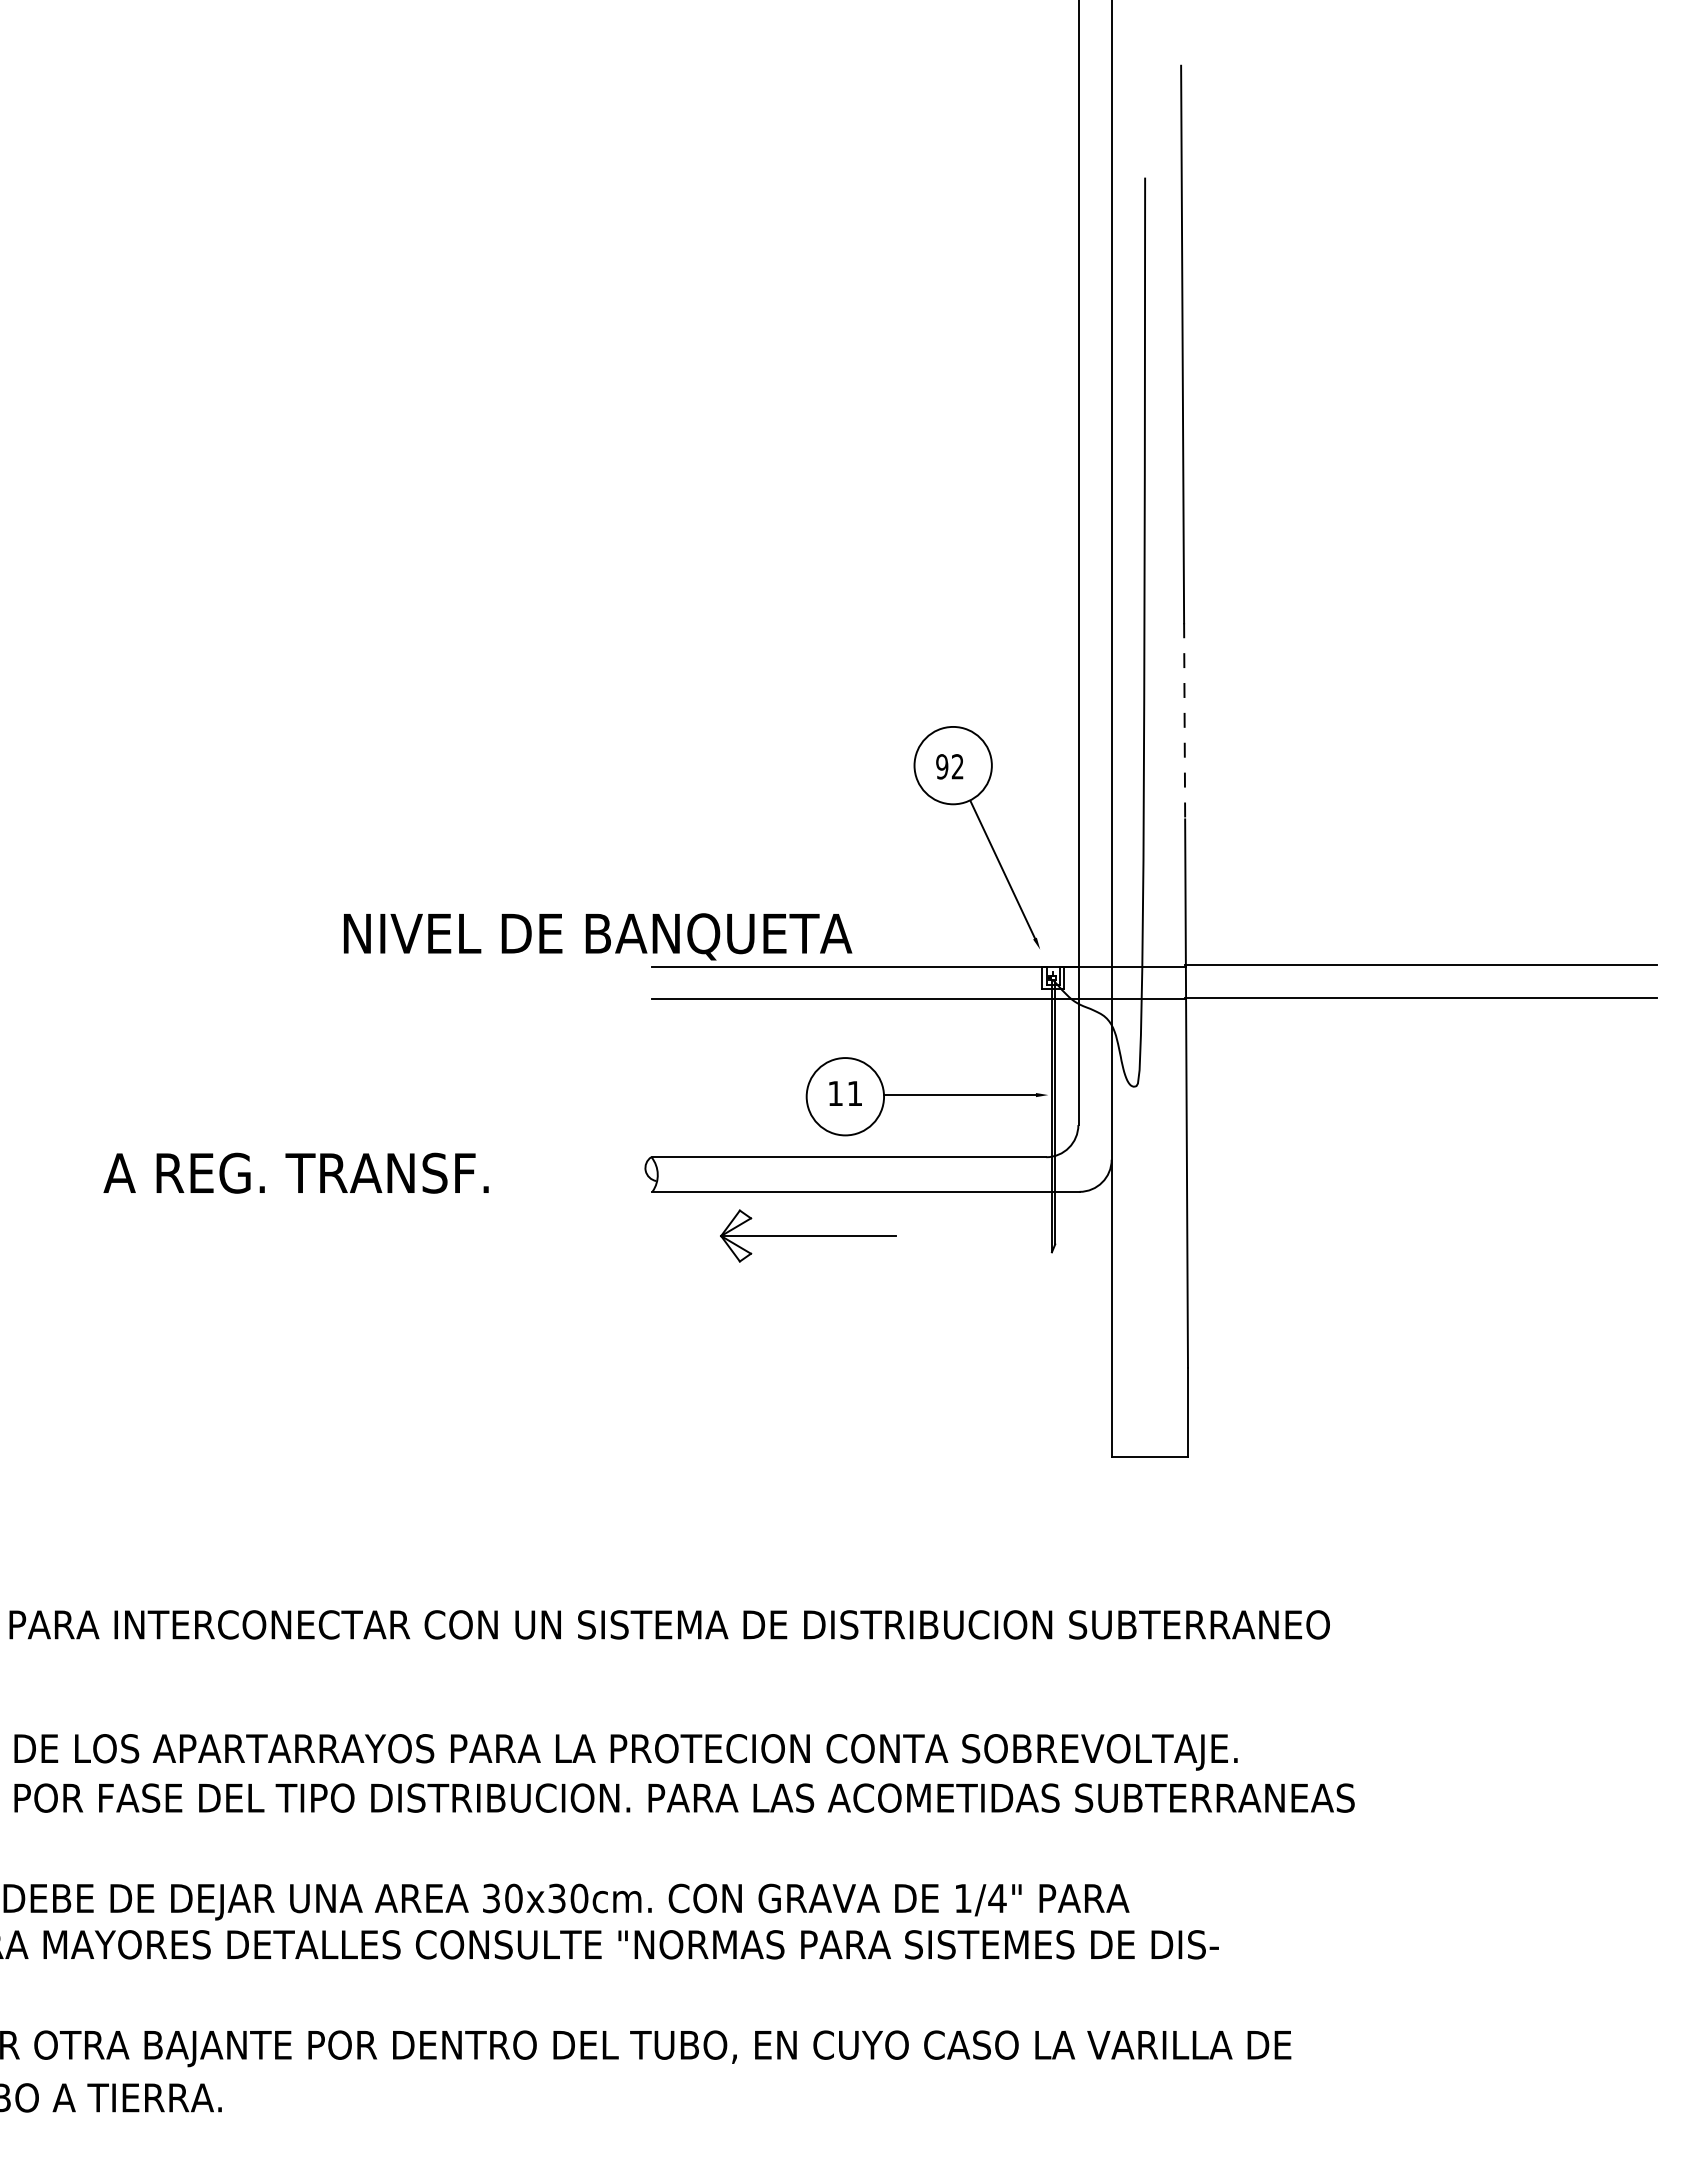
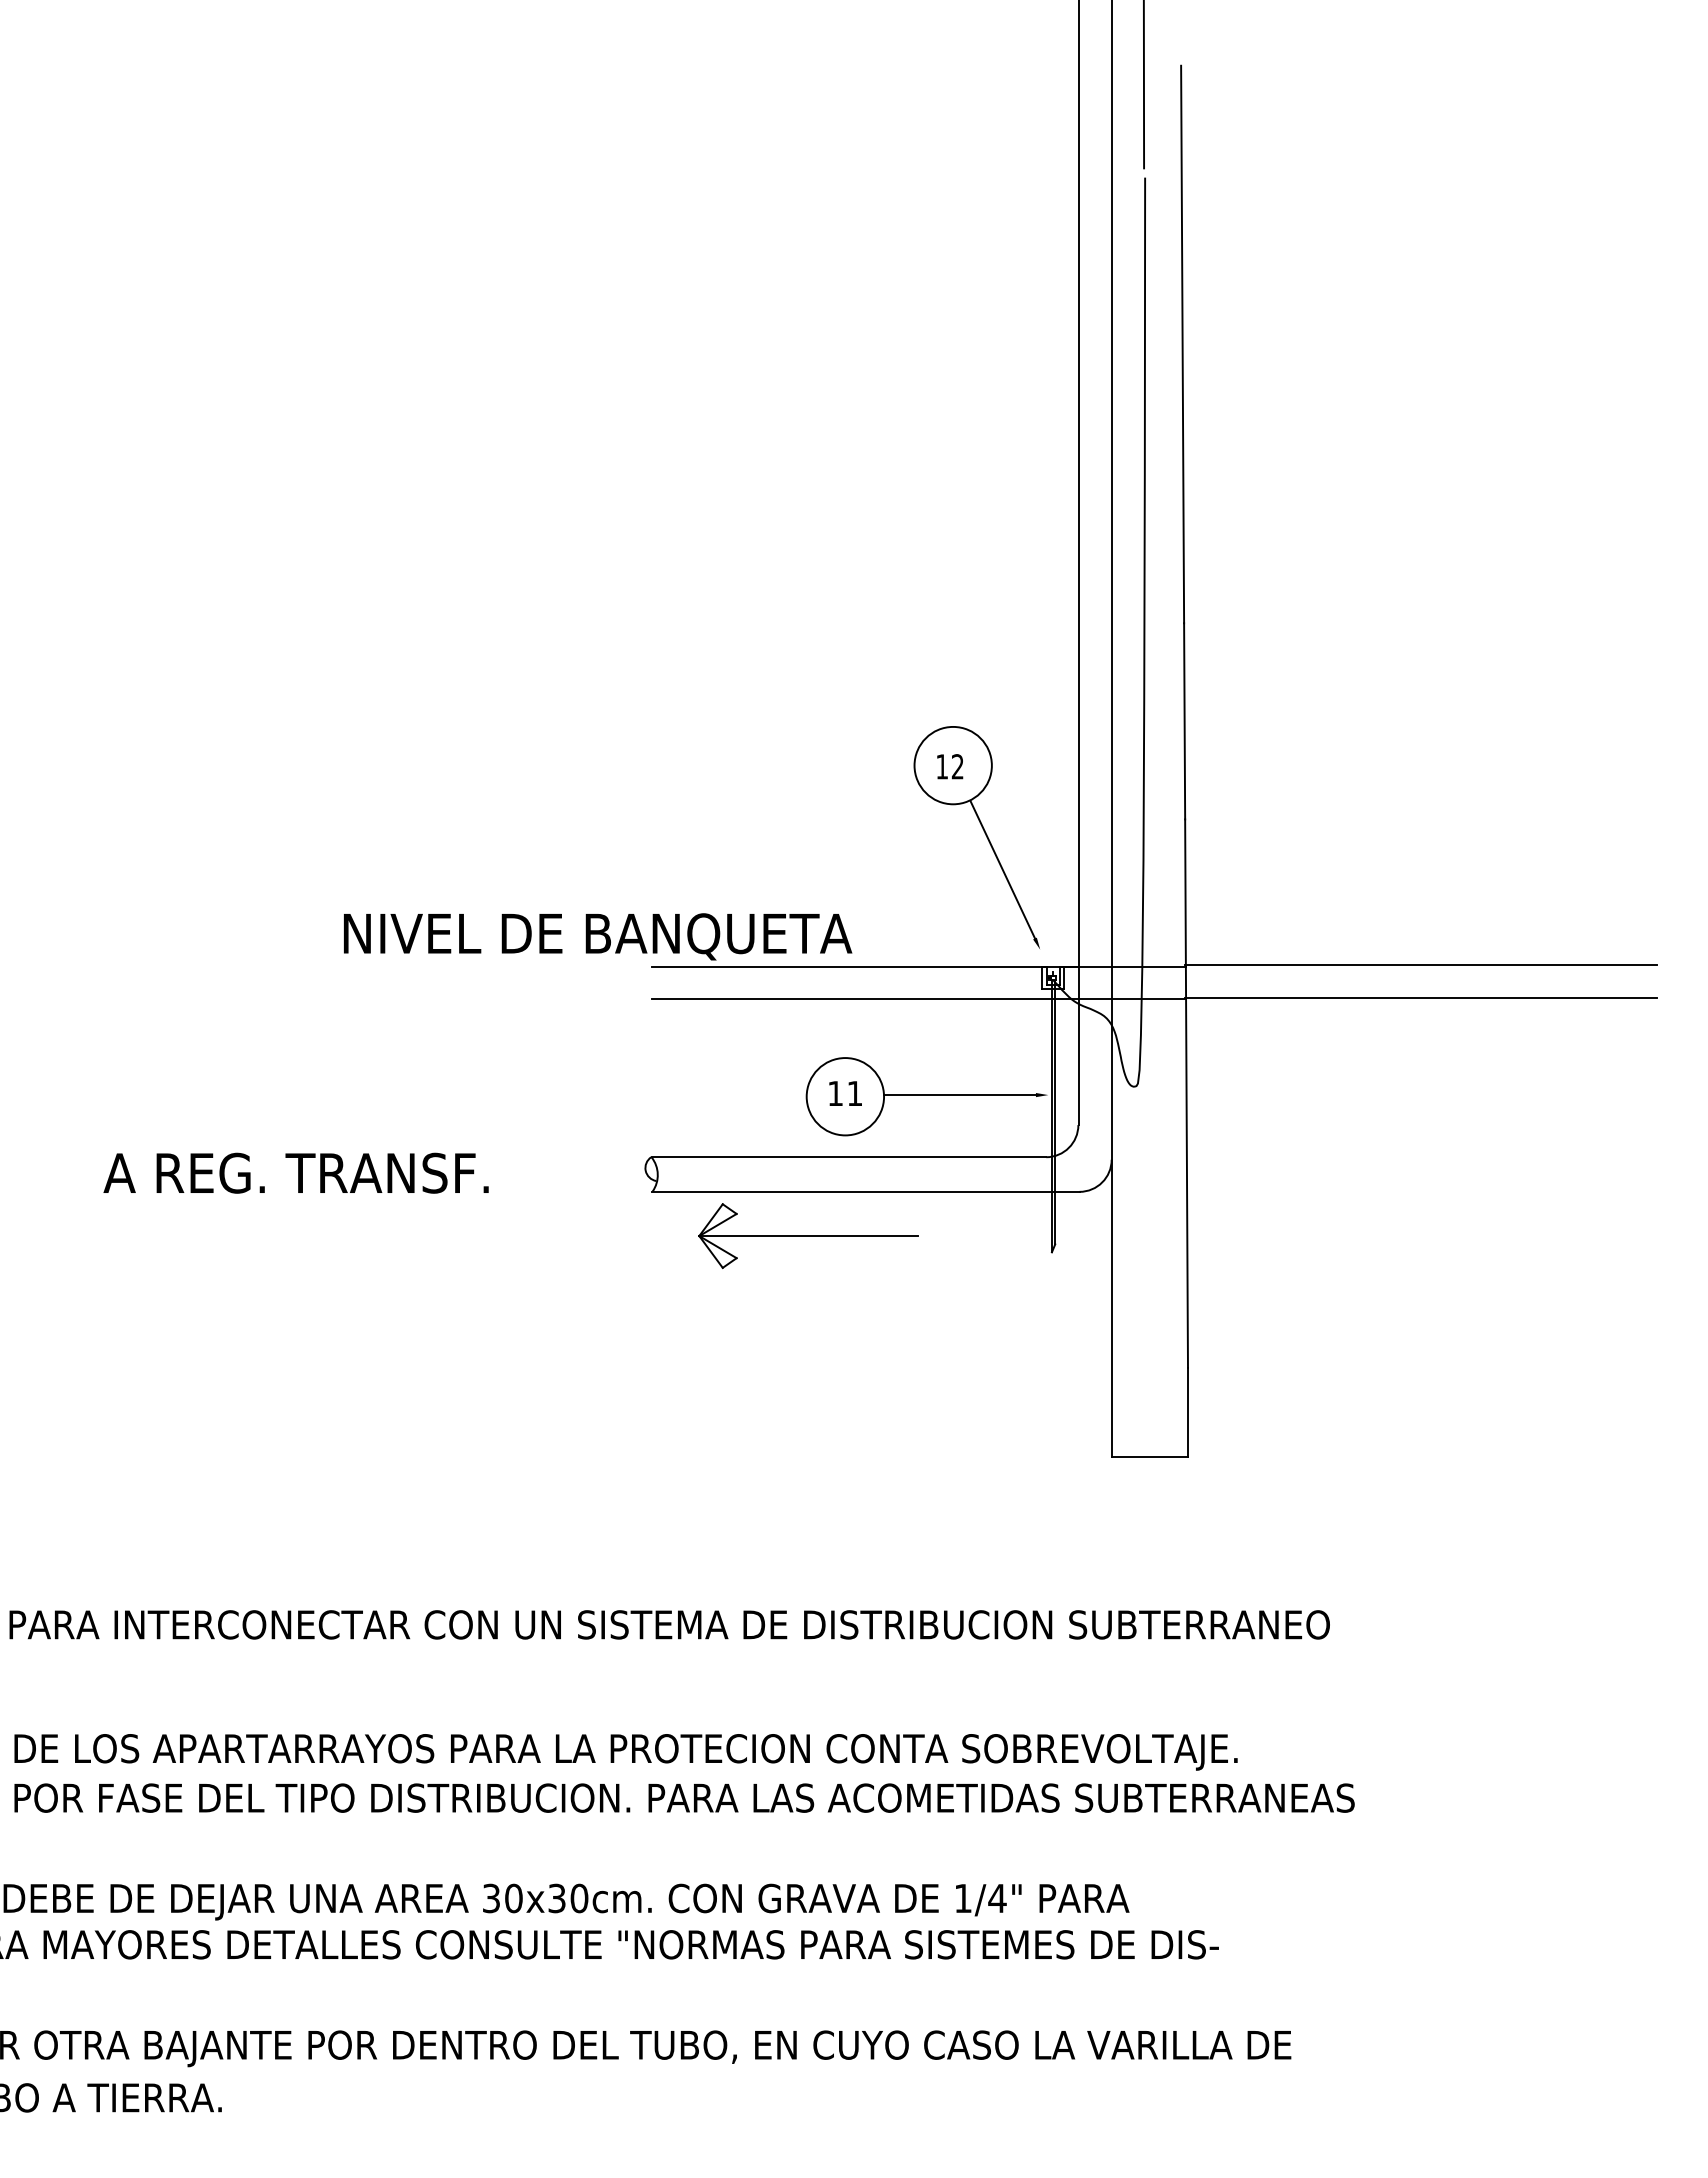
line: none -> present (1143, 85)
line: dashed -> solid (1184, 721)
text: 92 -> 12 (942, 766)
part size: 177x54 px -> 221x66 px (808, 1235)
